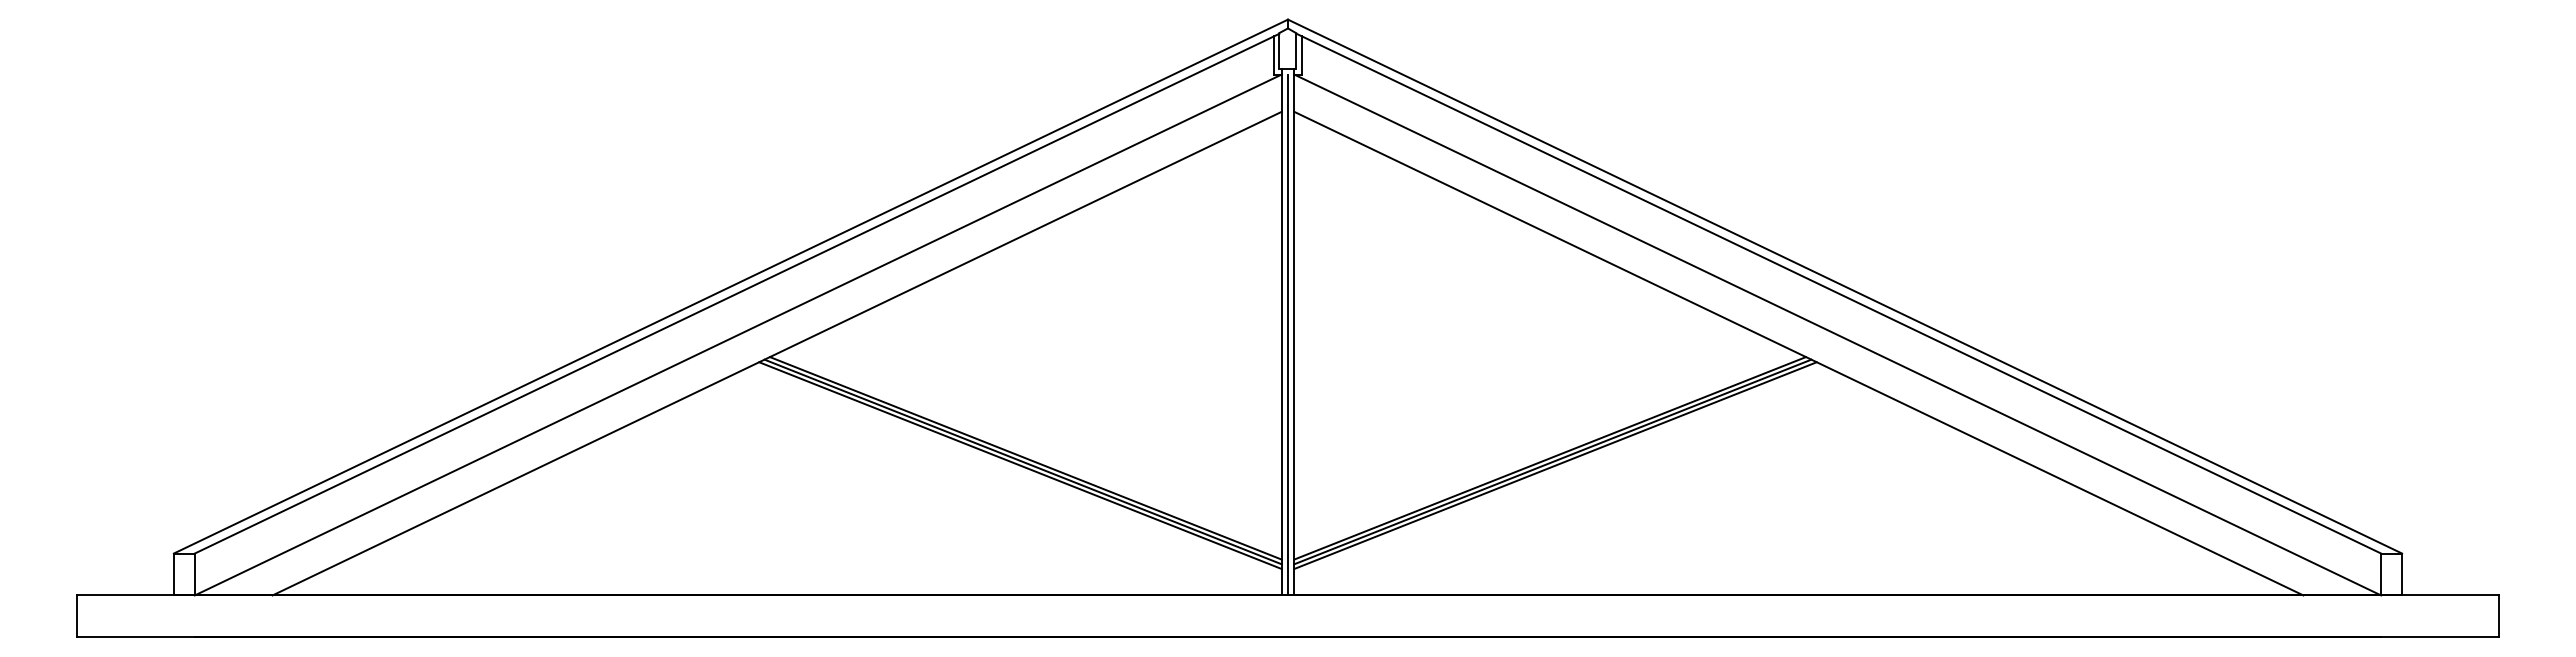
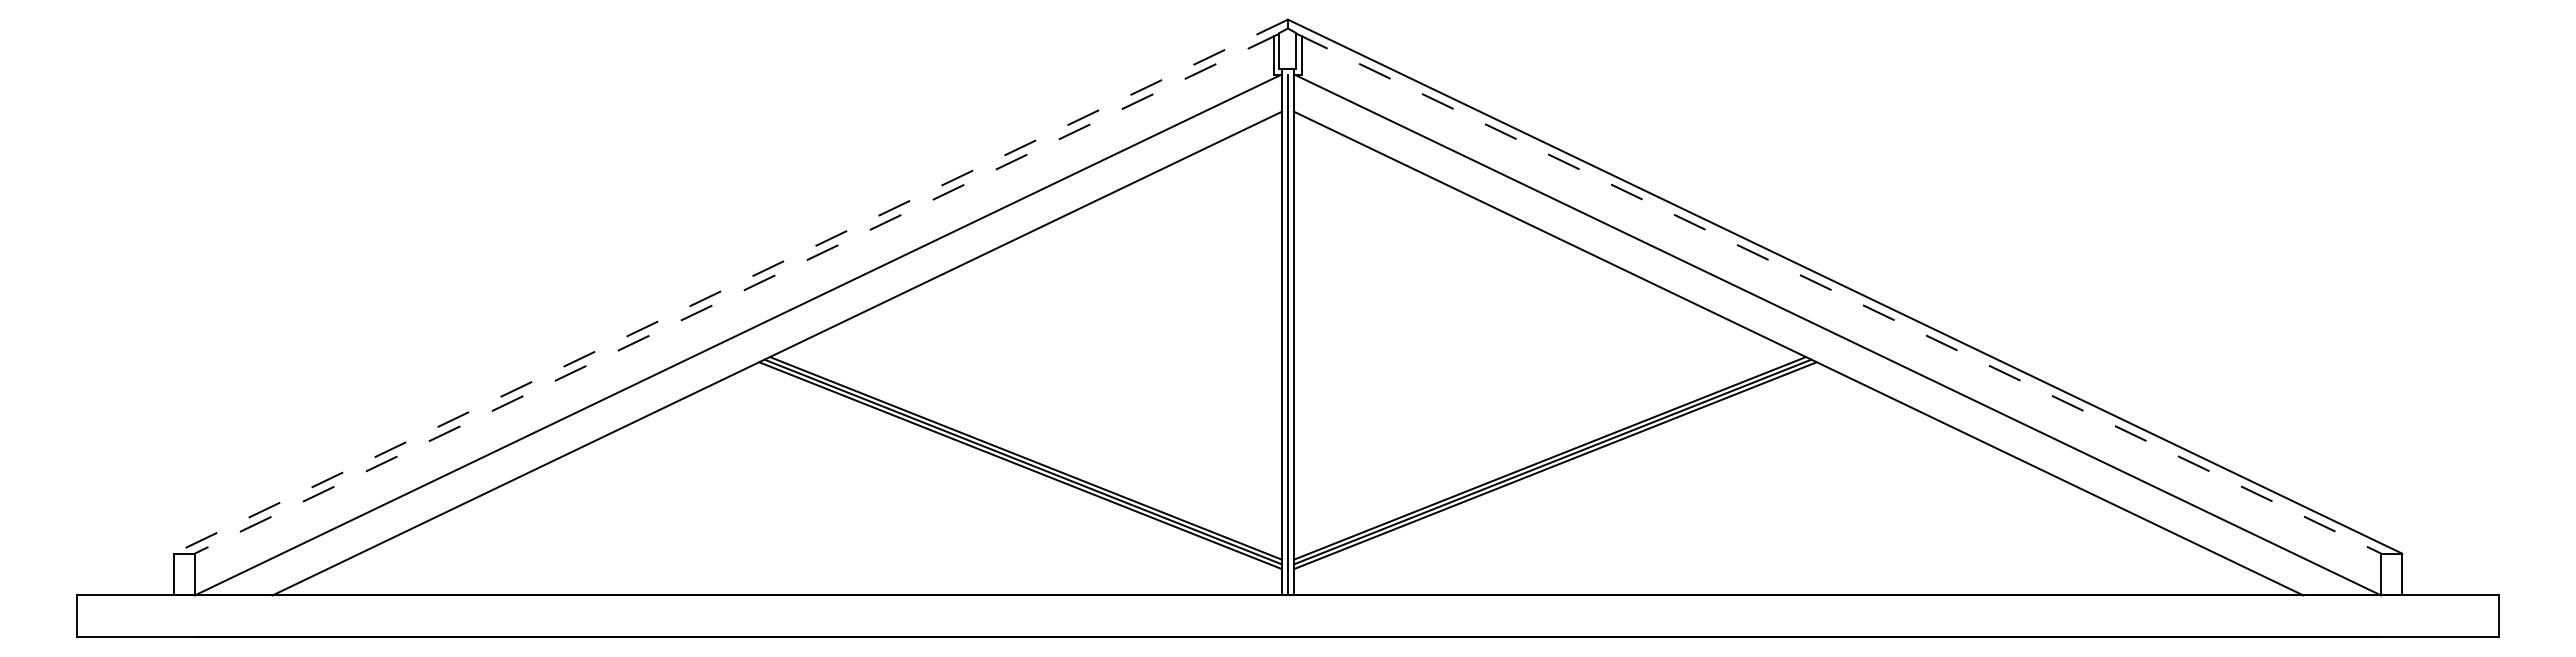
line: solid -> dashed (730, 286)
line: solid -> dashed (736, 293)
line: solid -> dashed (1838, 293)
